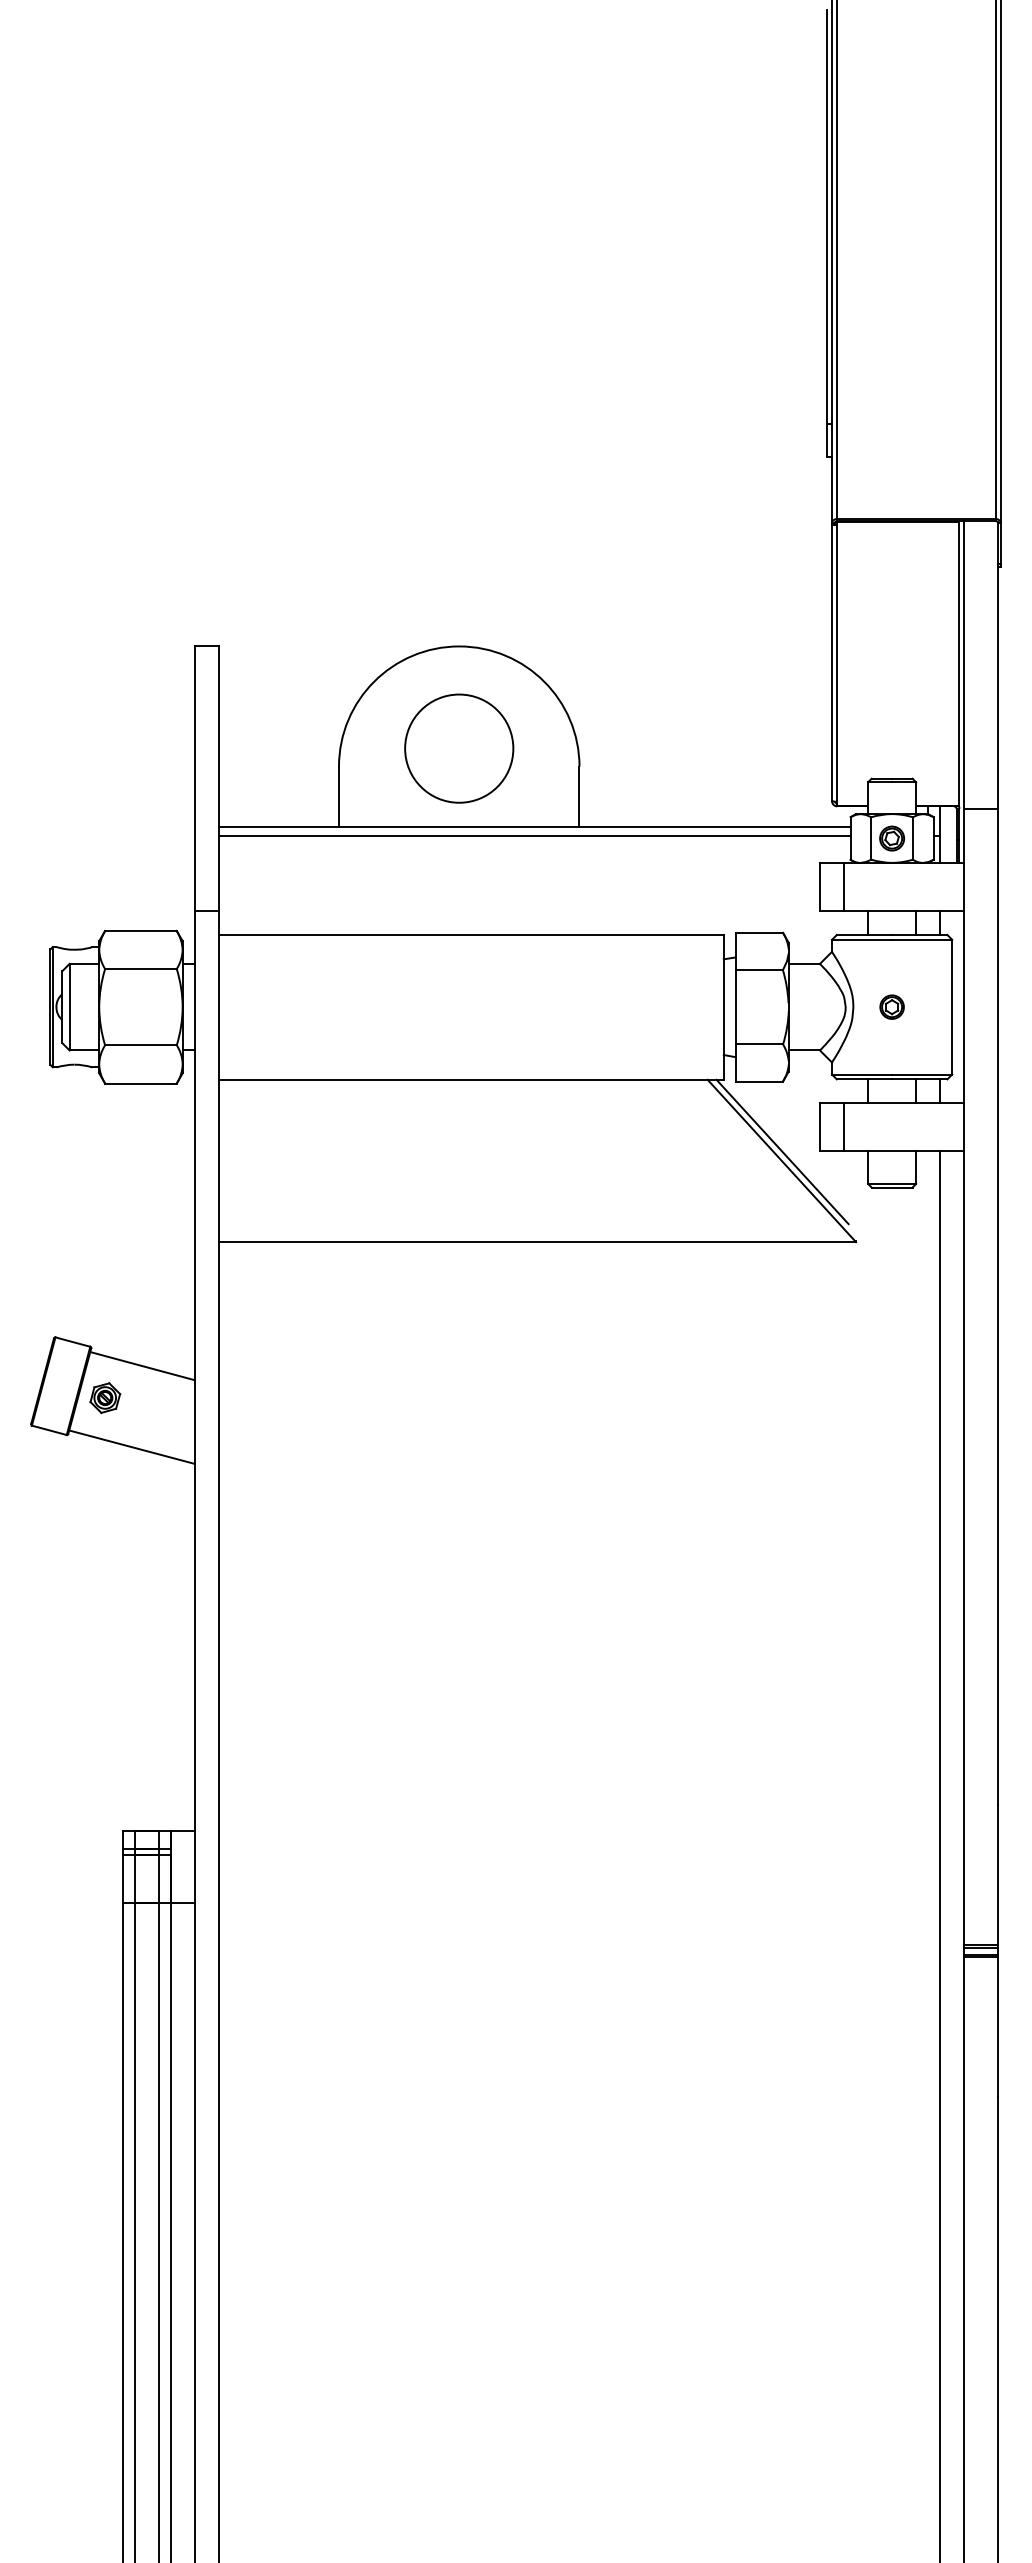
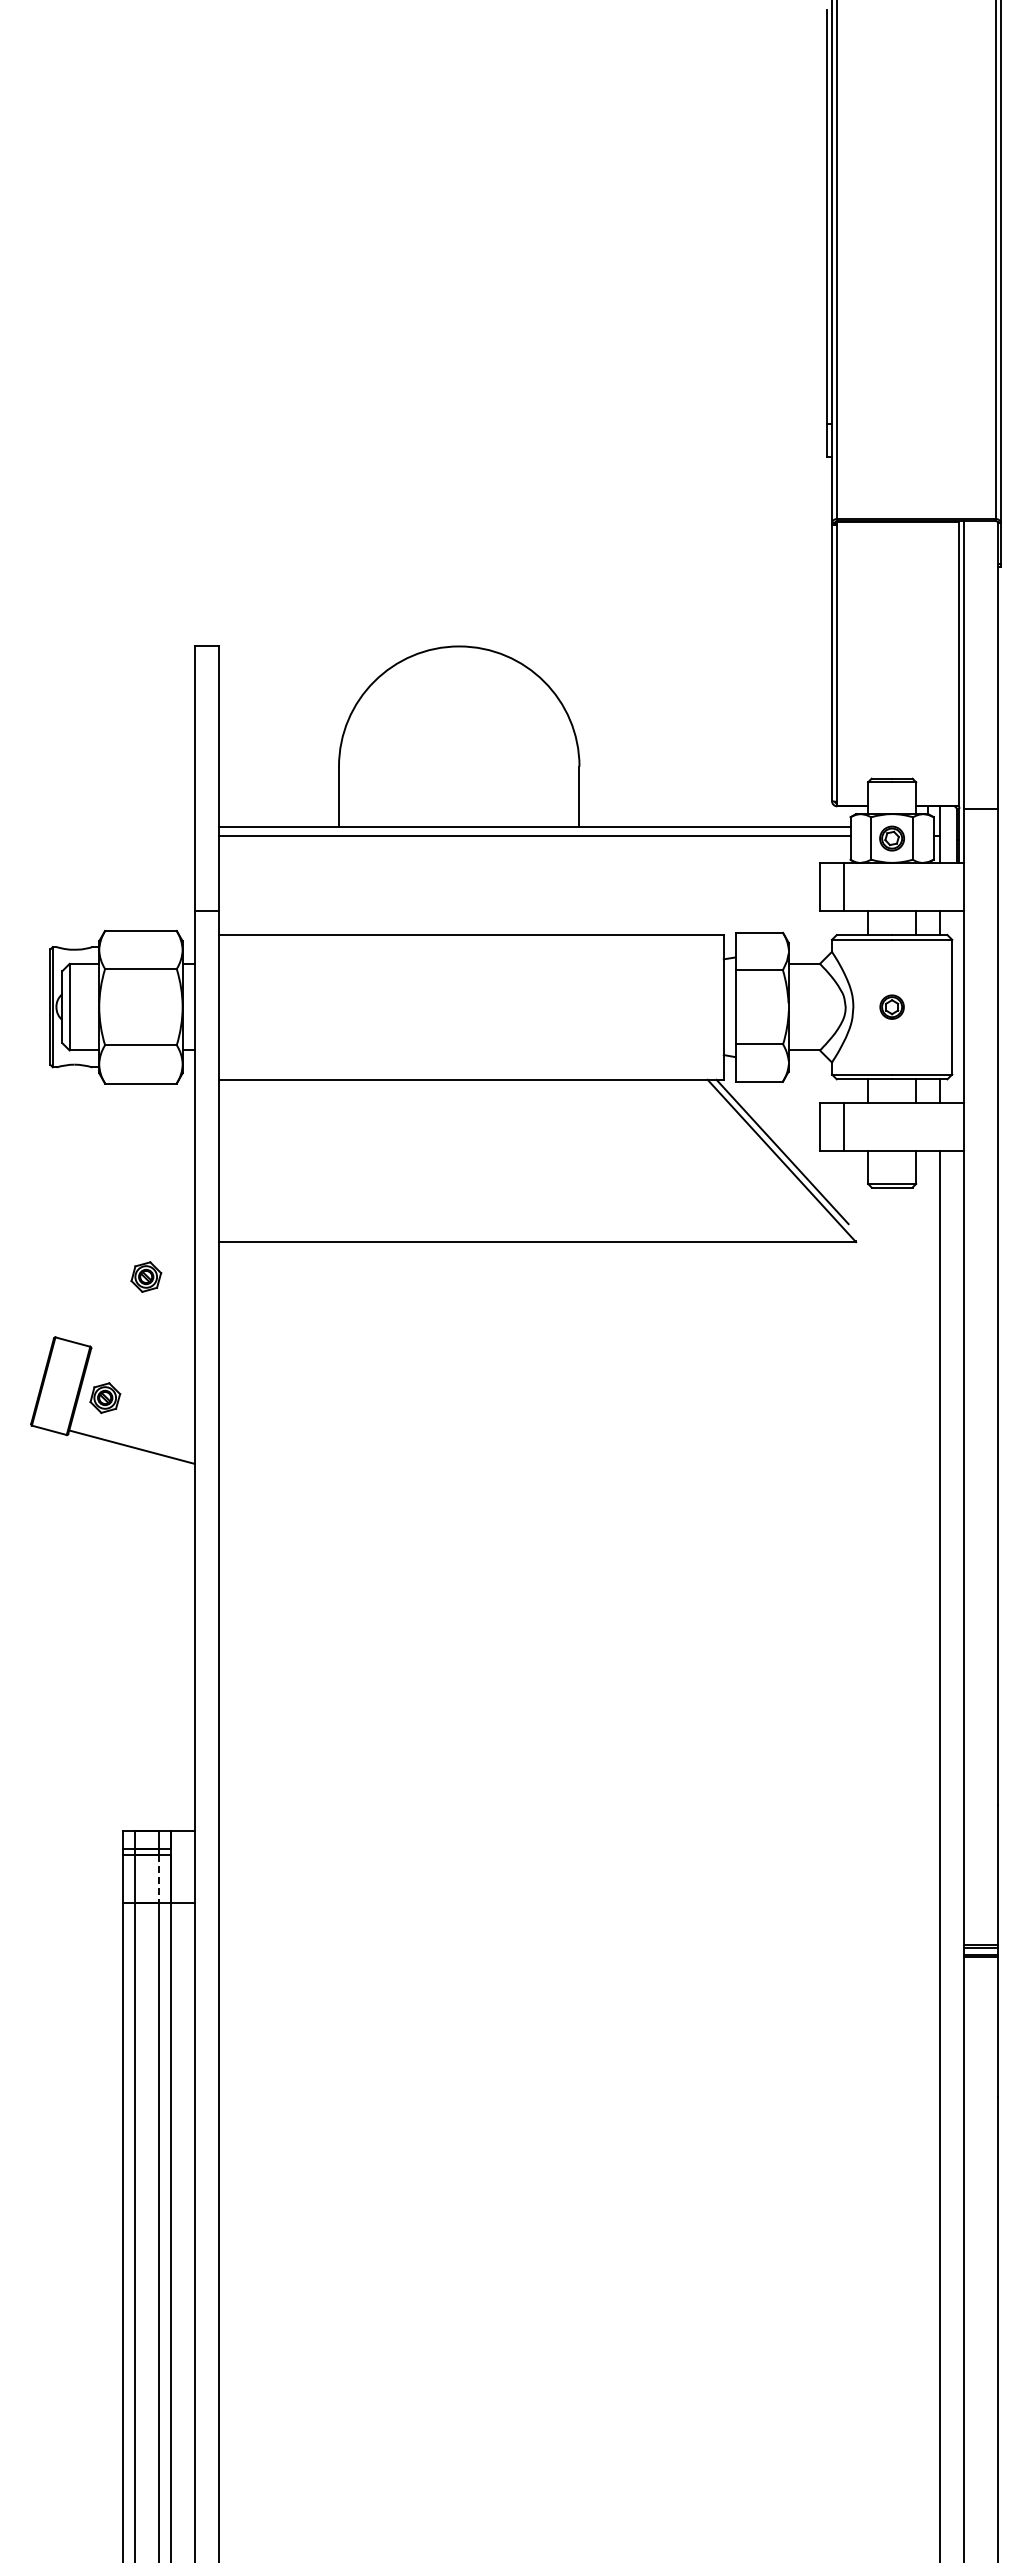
circle: present -> none (459, 748)
part: none -> present (146, 1276)
line: present -> none (142, 1366)
line: solid -> dashed (158, 1879)
